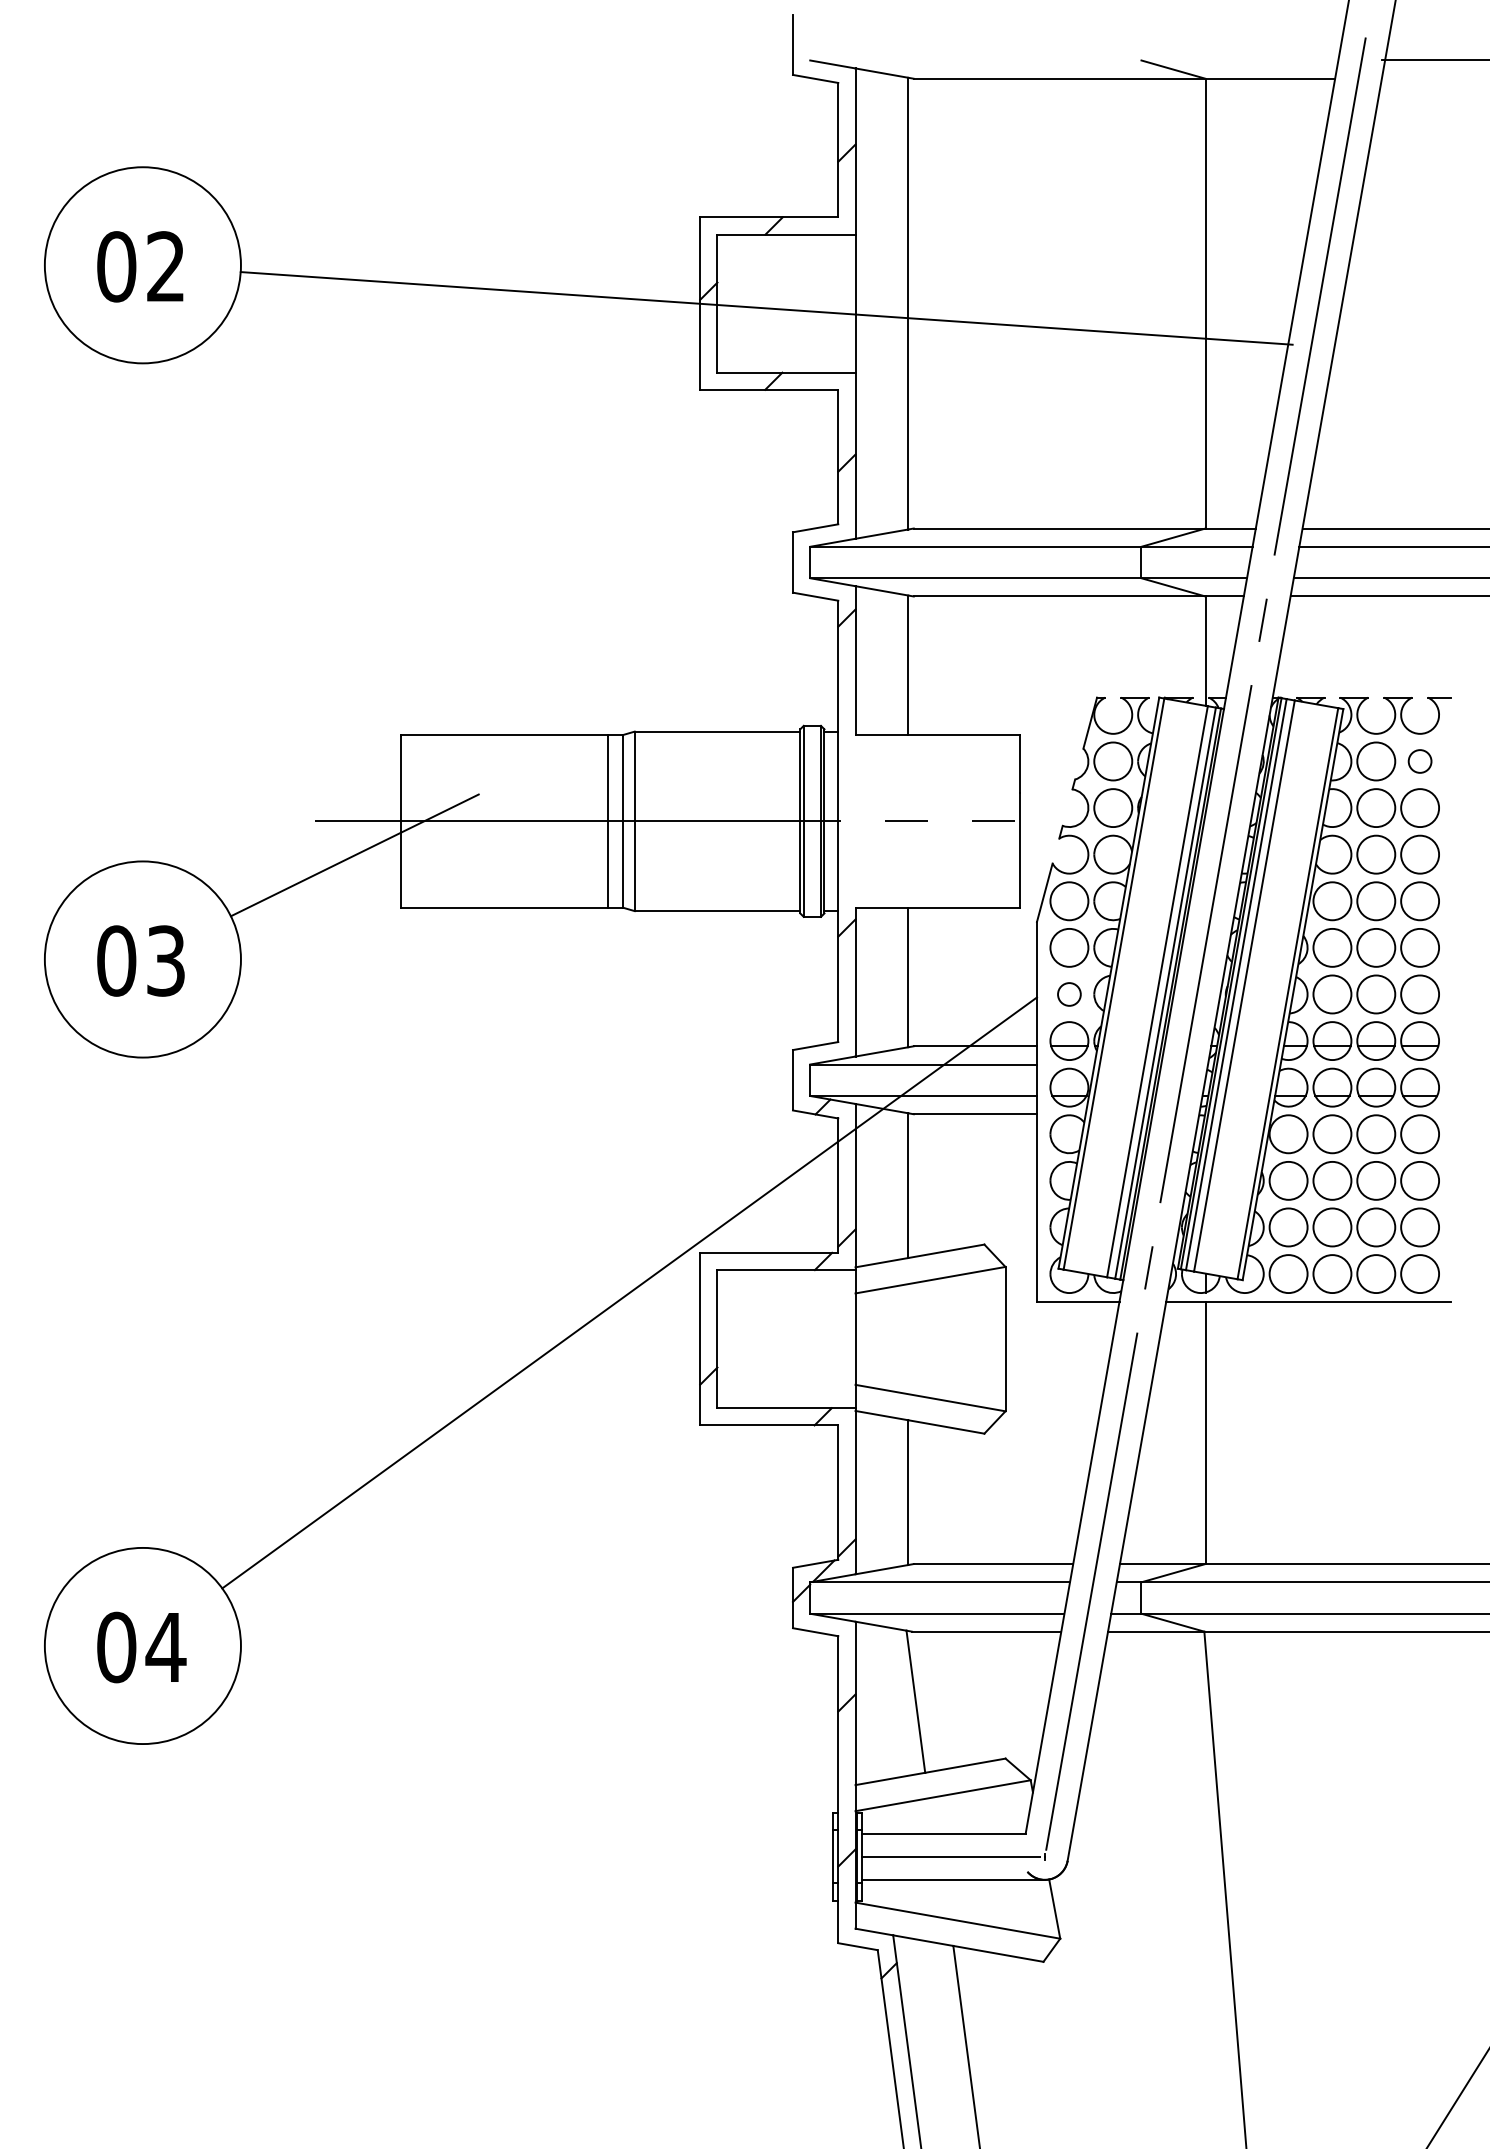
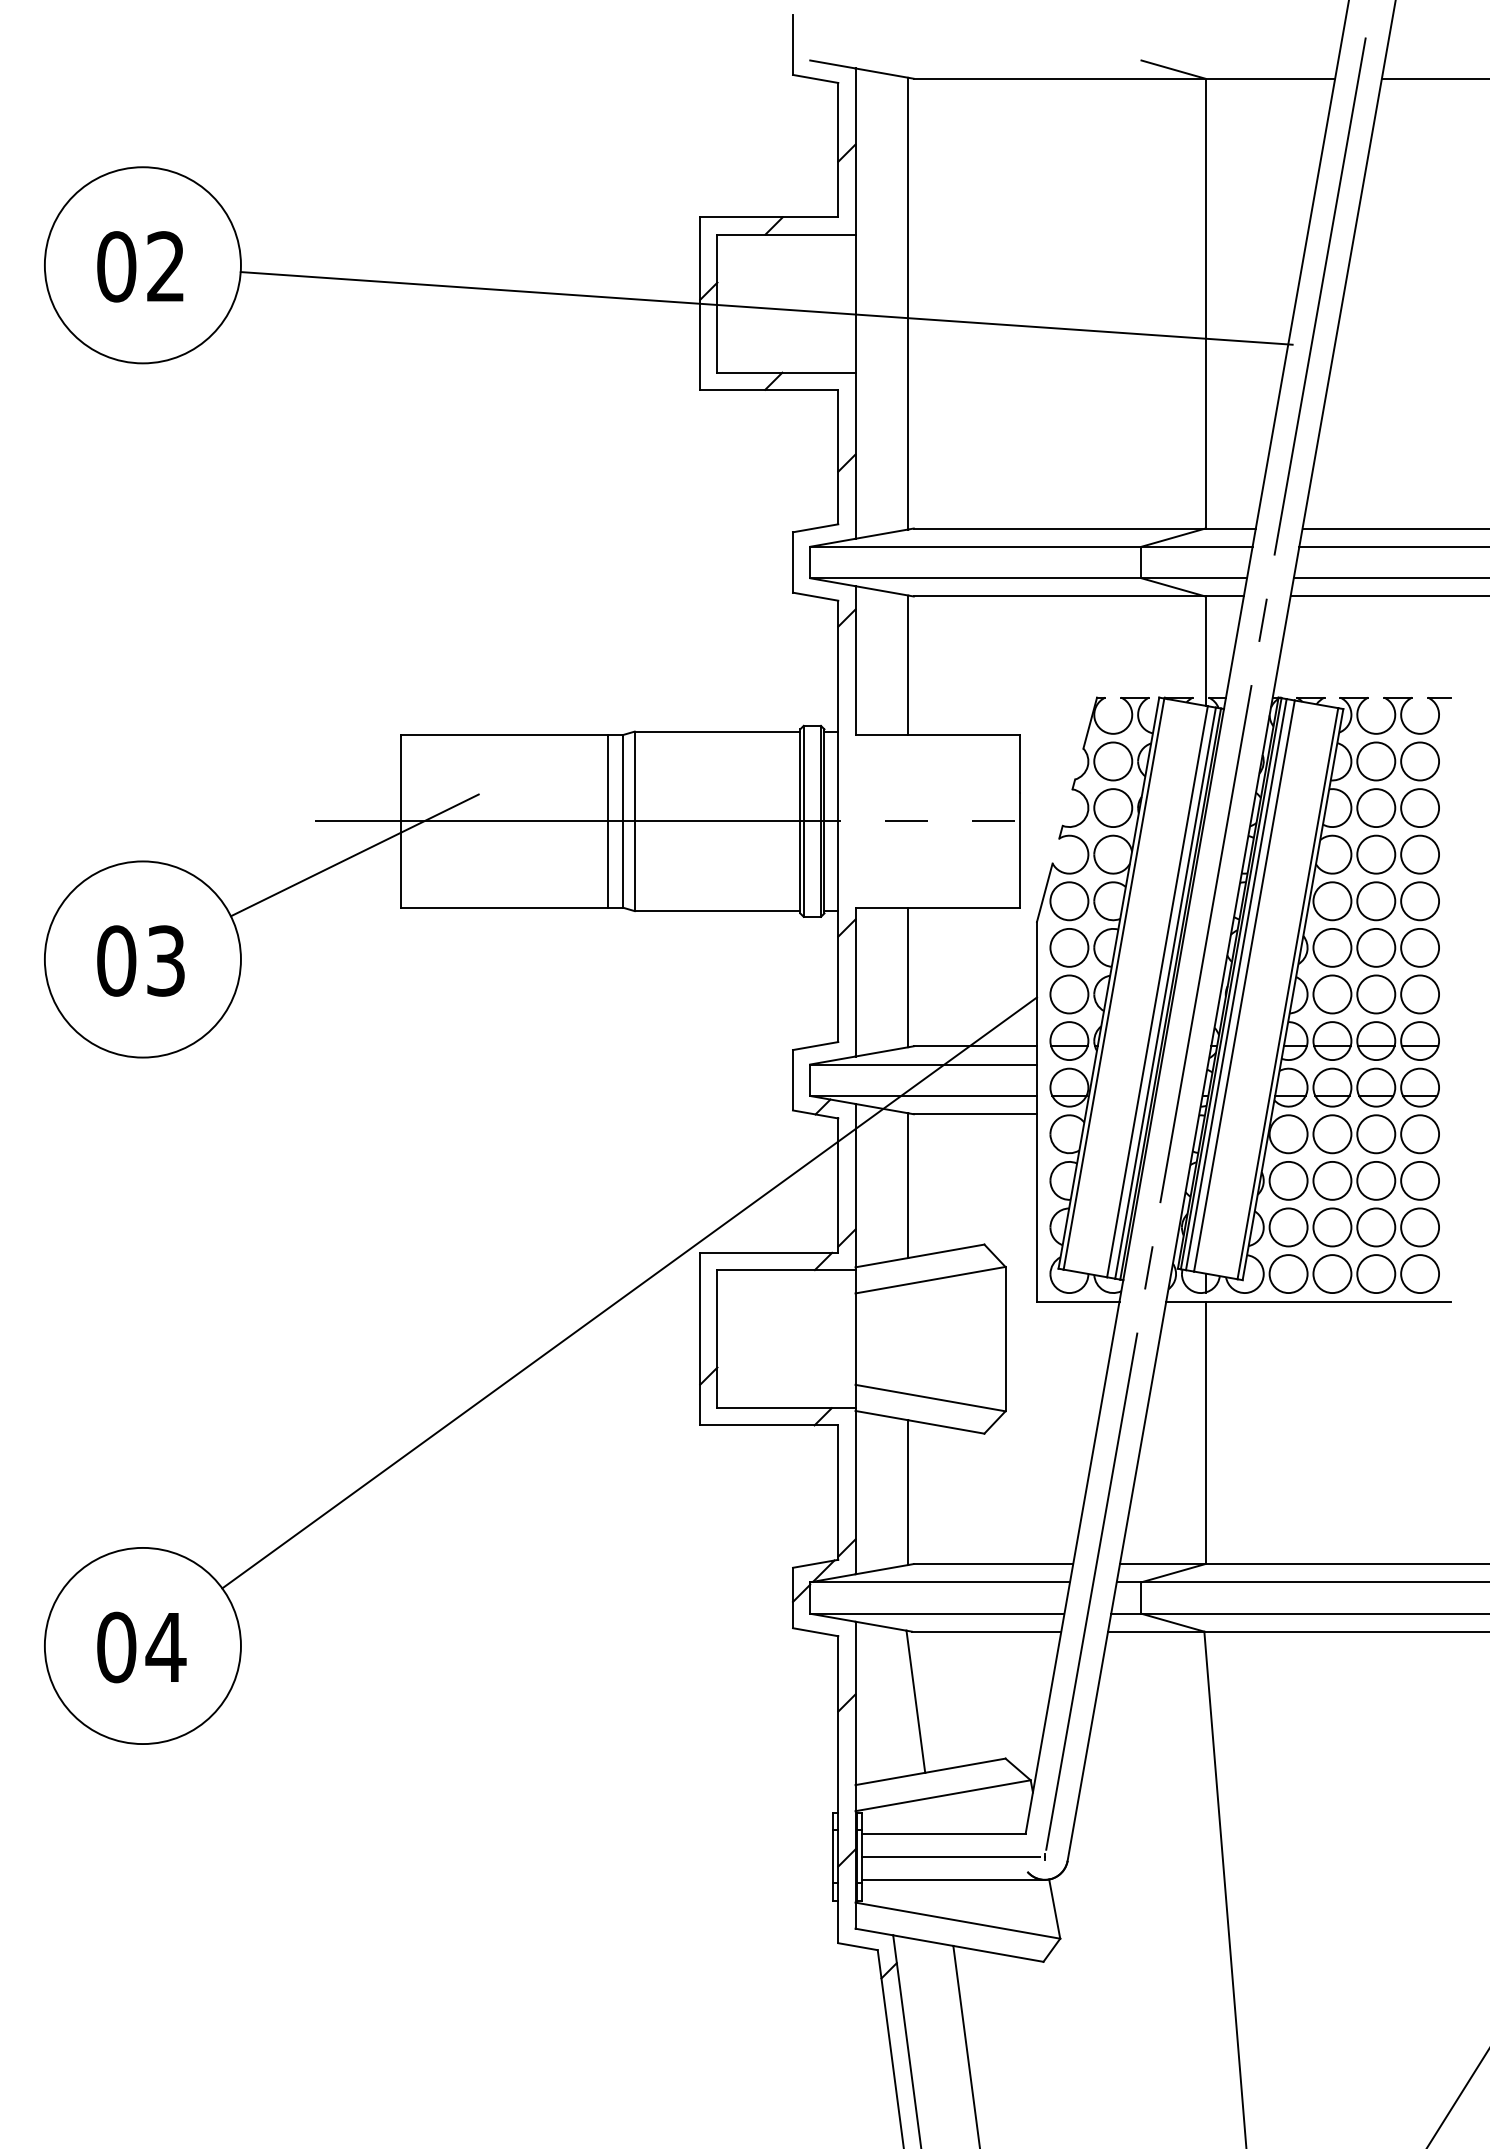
line position: (1433, 59) -> (1433, 78) (1433, 78)
circle diameter: 23 px -> 38 px (1420, 761)
circle diameter: 23 px -> 38 px (1069, 994)
